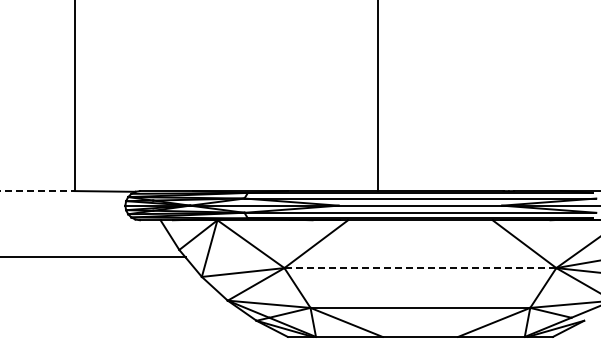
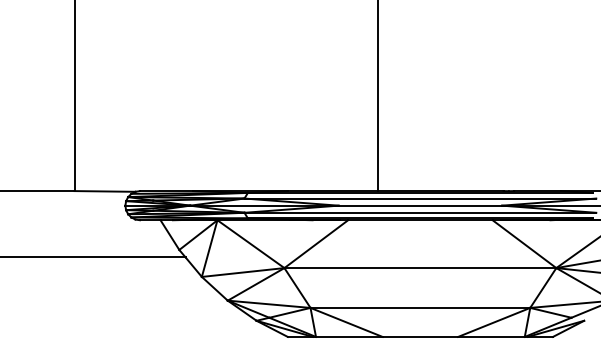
line: dashed -> solid (37, 191)
line: dashed -> solid (420, 268)
